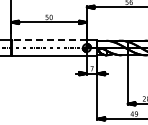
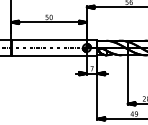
line: dashed -> solid (49, 40)
